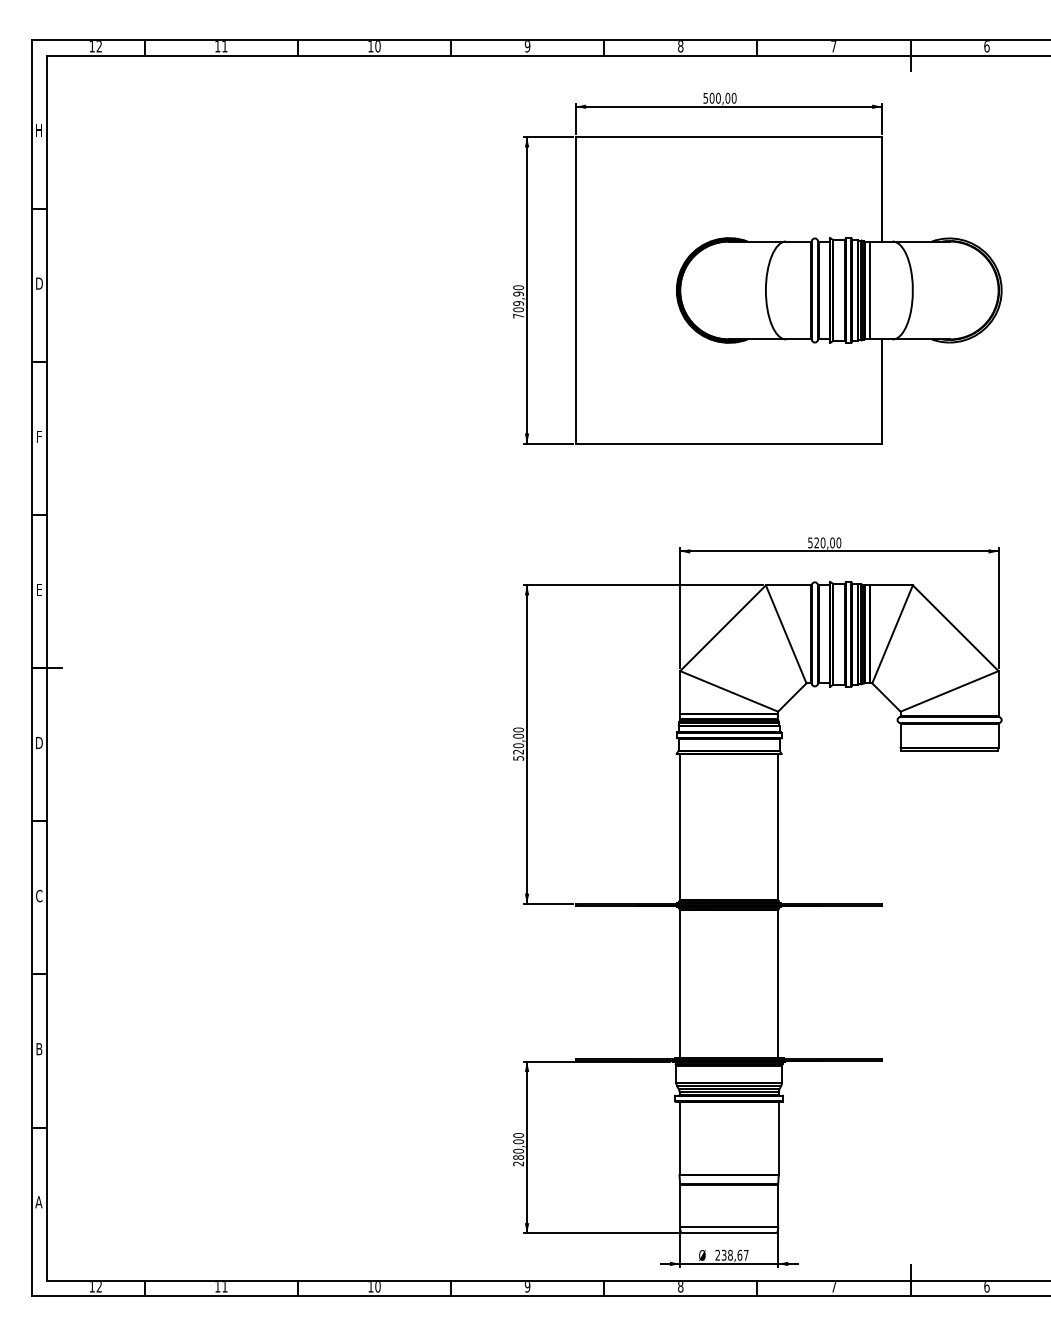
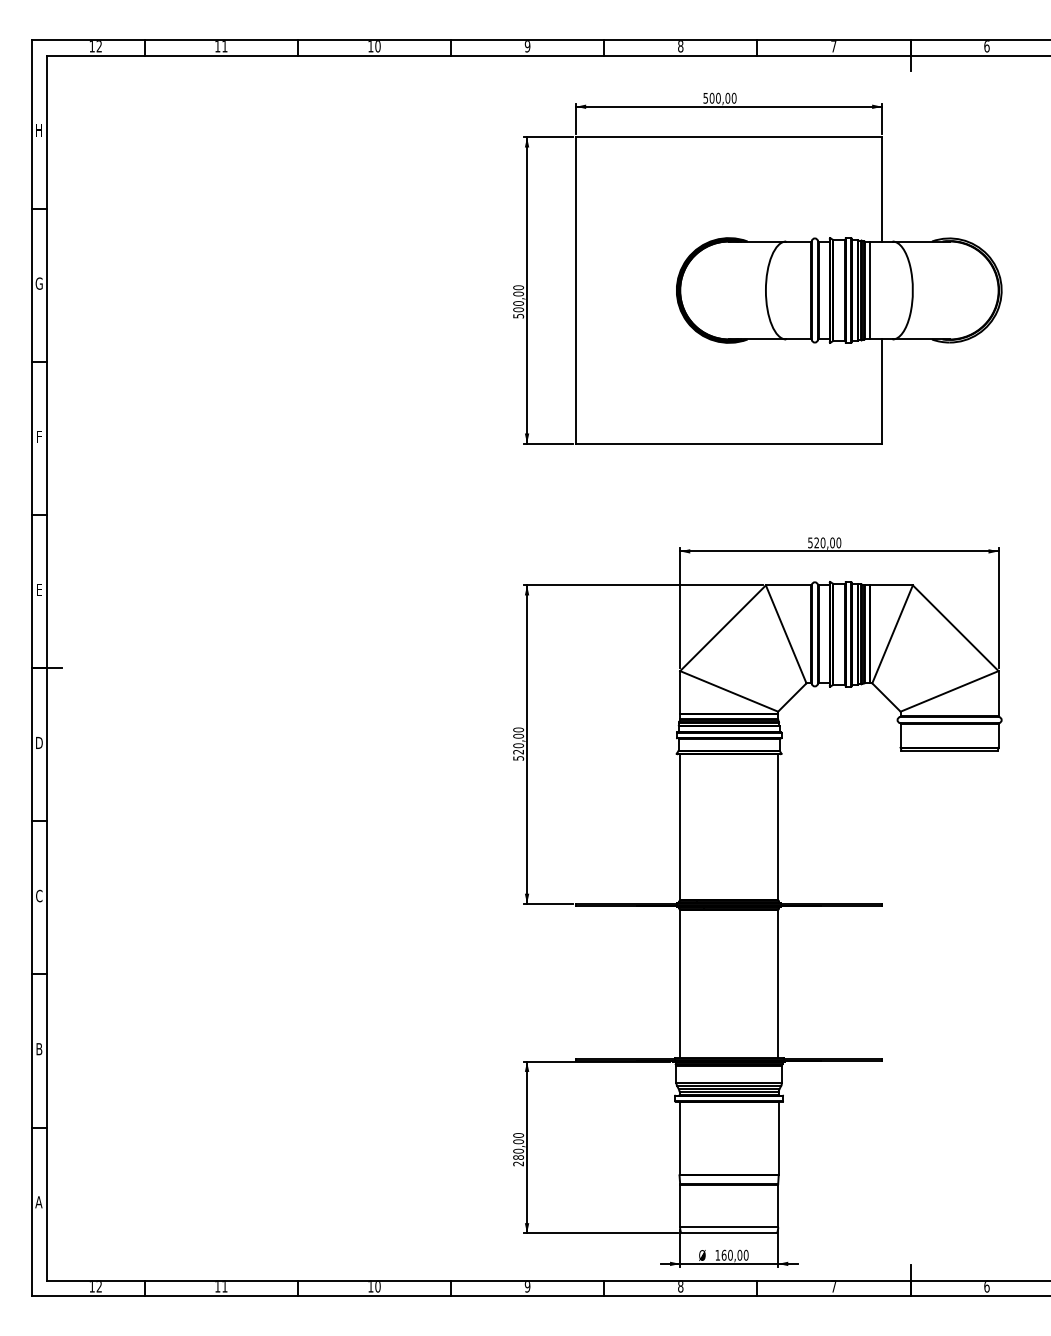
text: D -> G (38, 283)
text: 709,90 -> 500,00 (518, 304)
text: 238,67 -> 160,00 (731, 1254)
